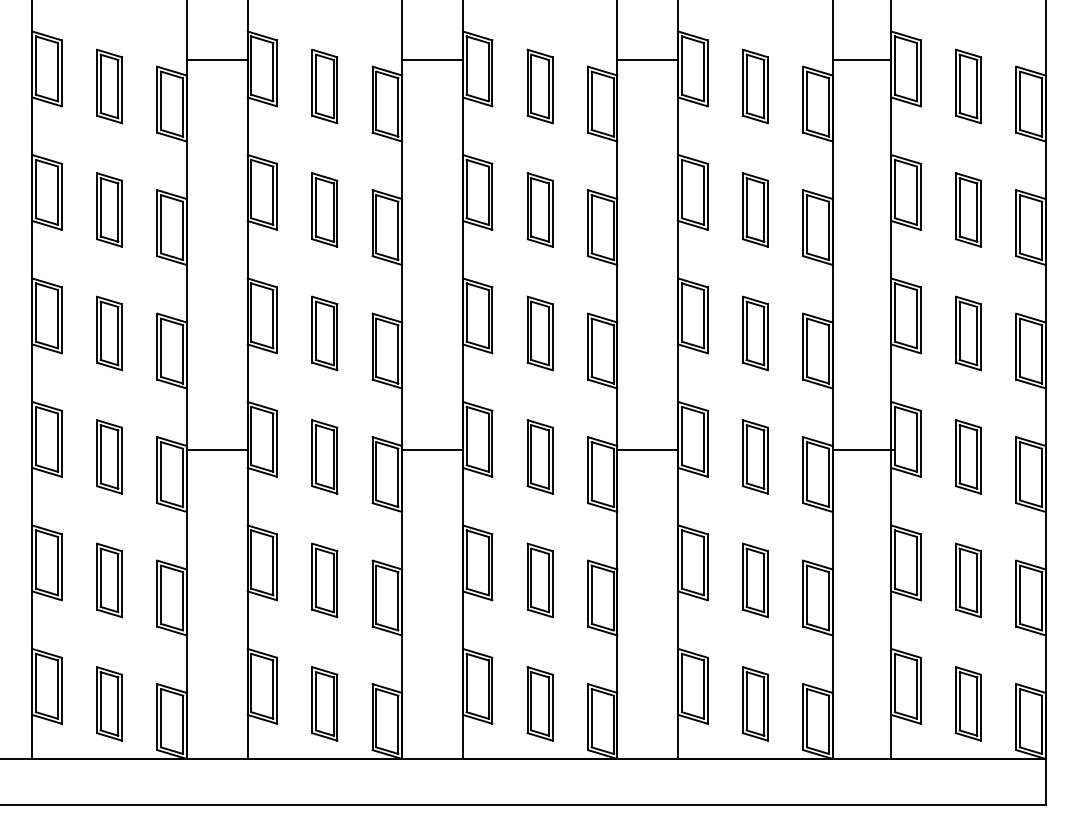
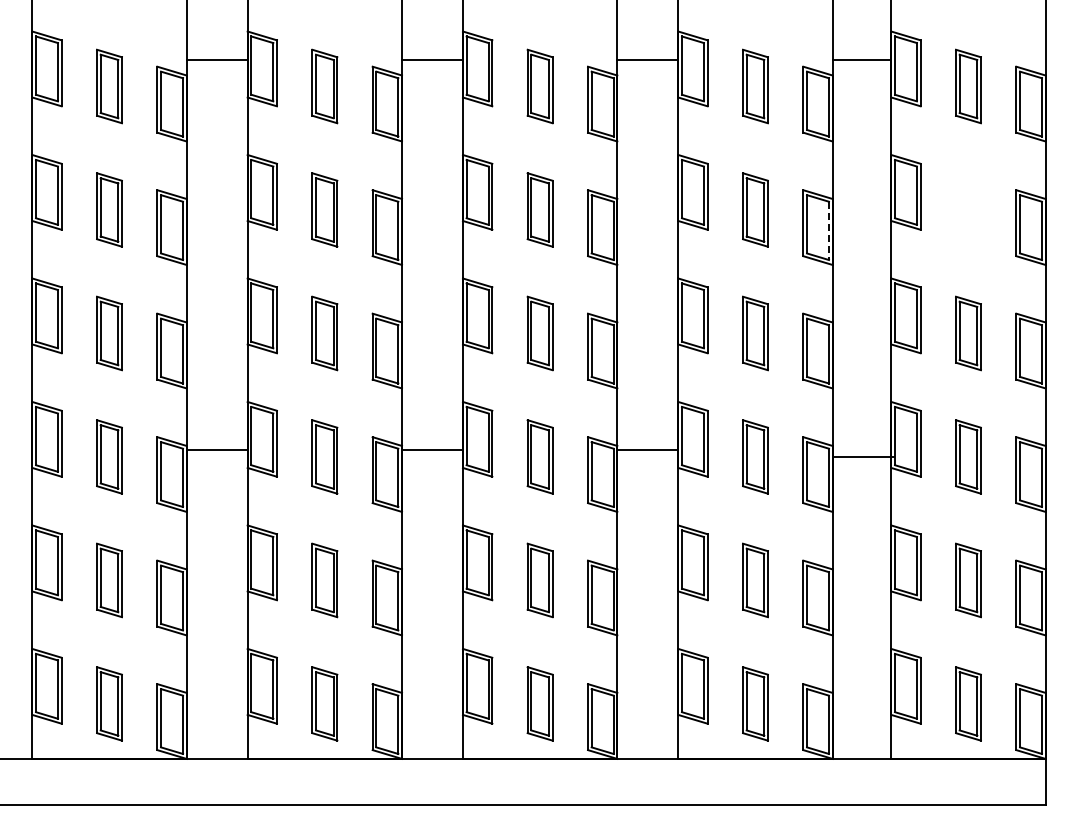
part: present -> none (968, 209)
line: solid -> dashed (828, 231)
line position: (862, 450) -> (862, 457) (862, 457)
